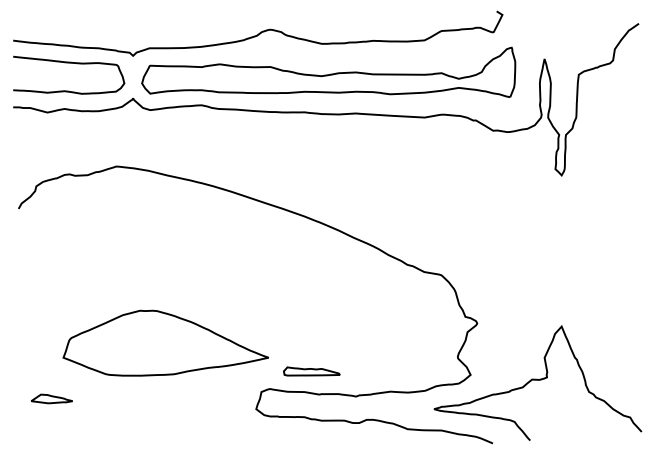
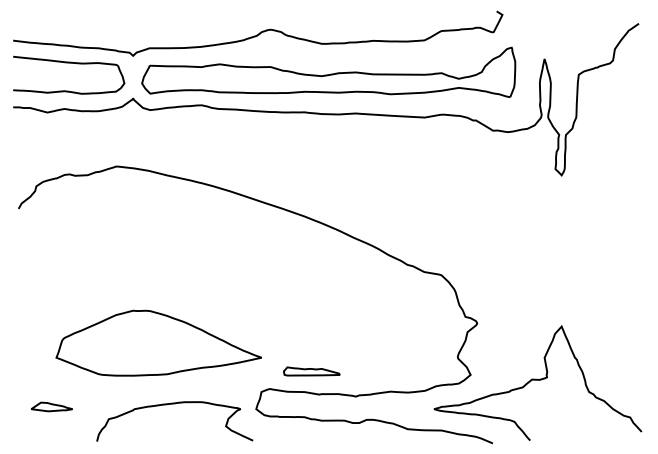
part position: (165, 342) -> (158, 342) (158, 342)
part position: (51, 398) -> (51, 406) (51, 406)
curve: none -> present (174, 404)
